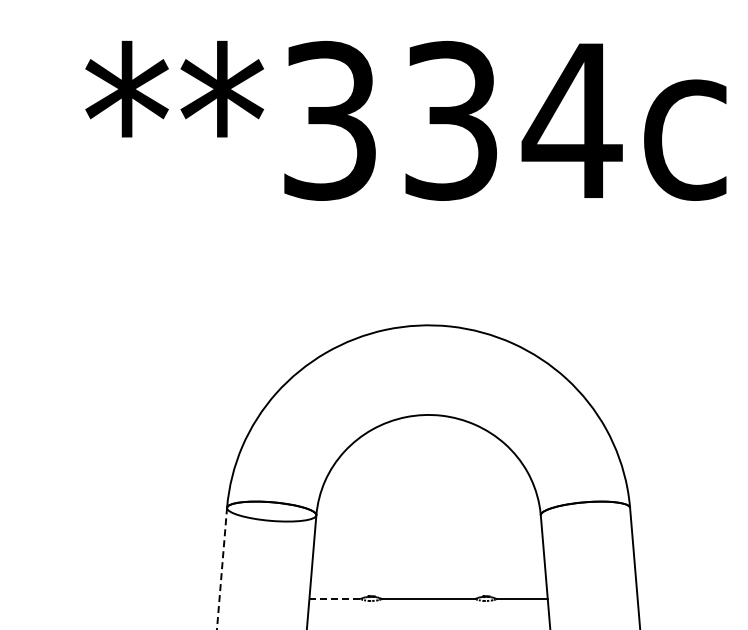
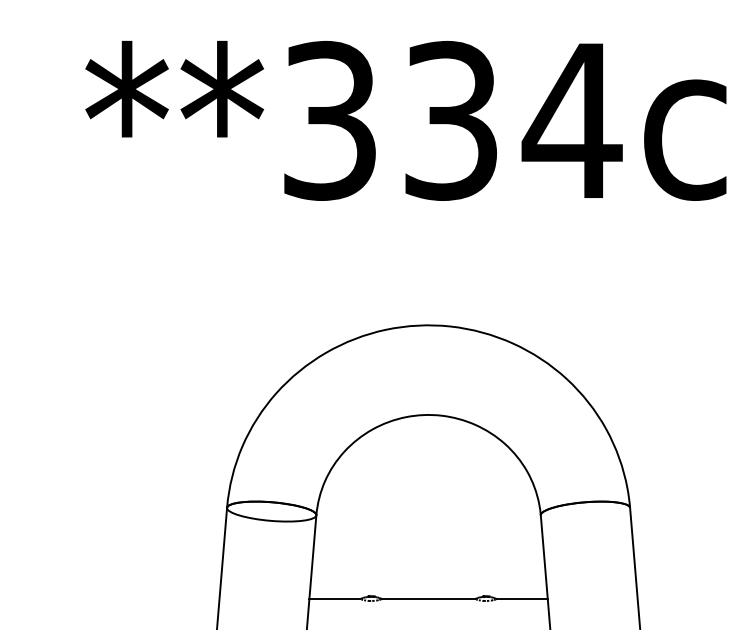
line: dashed -> solid (222, 568)
line: dashed -> solid (334, 599)
